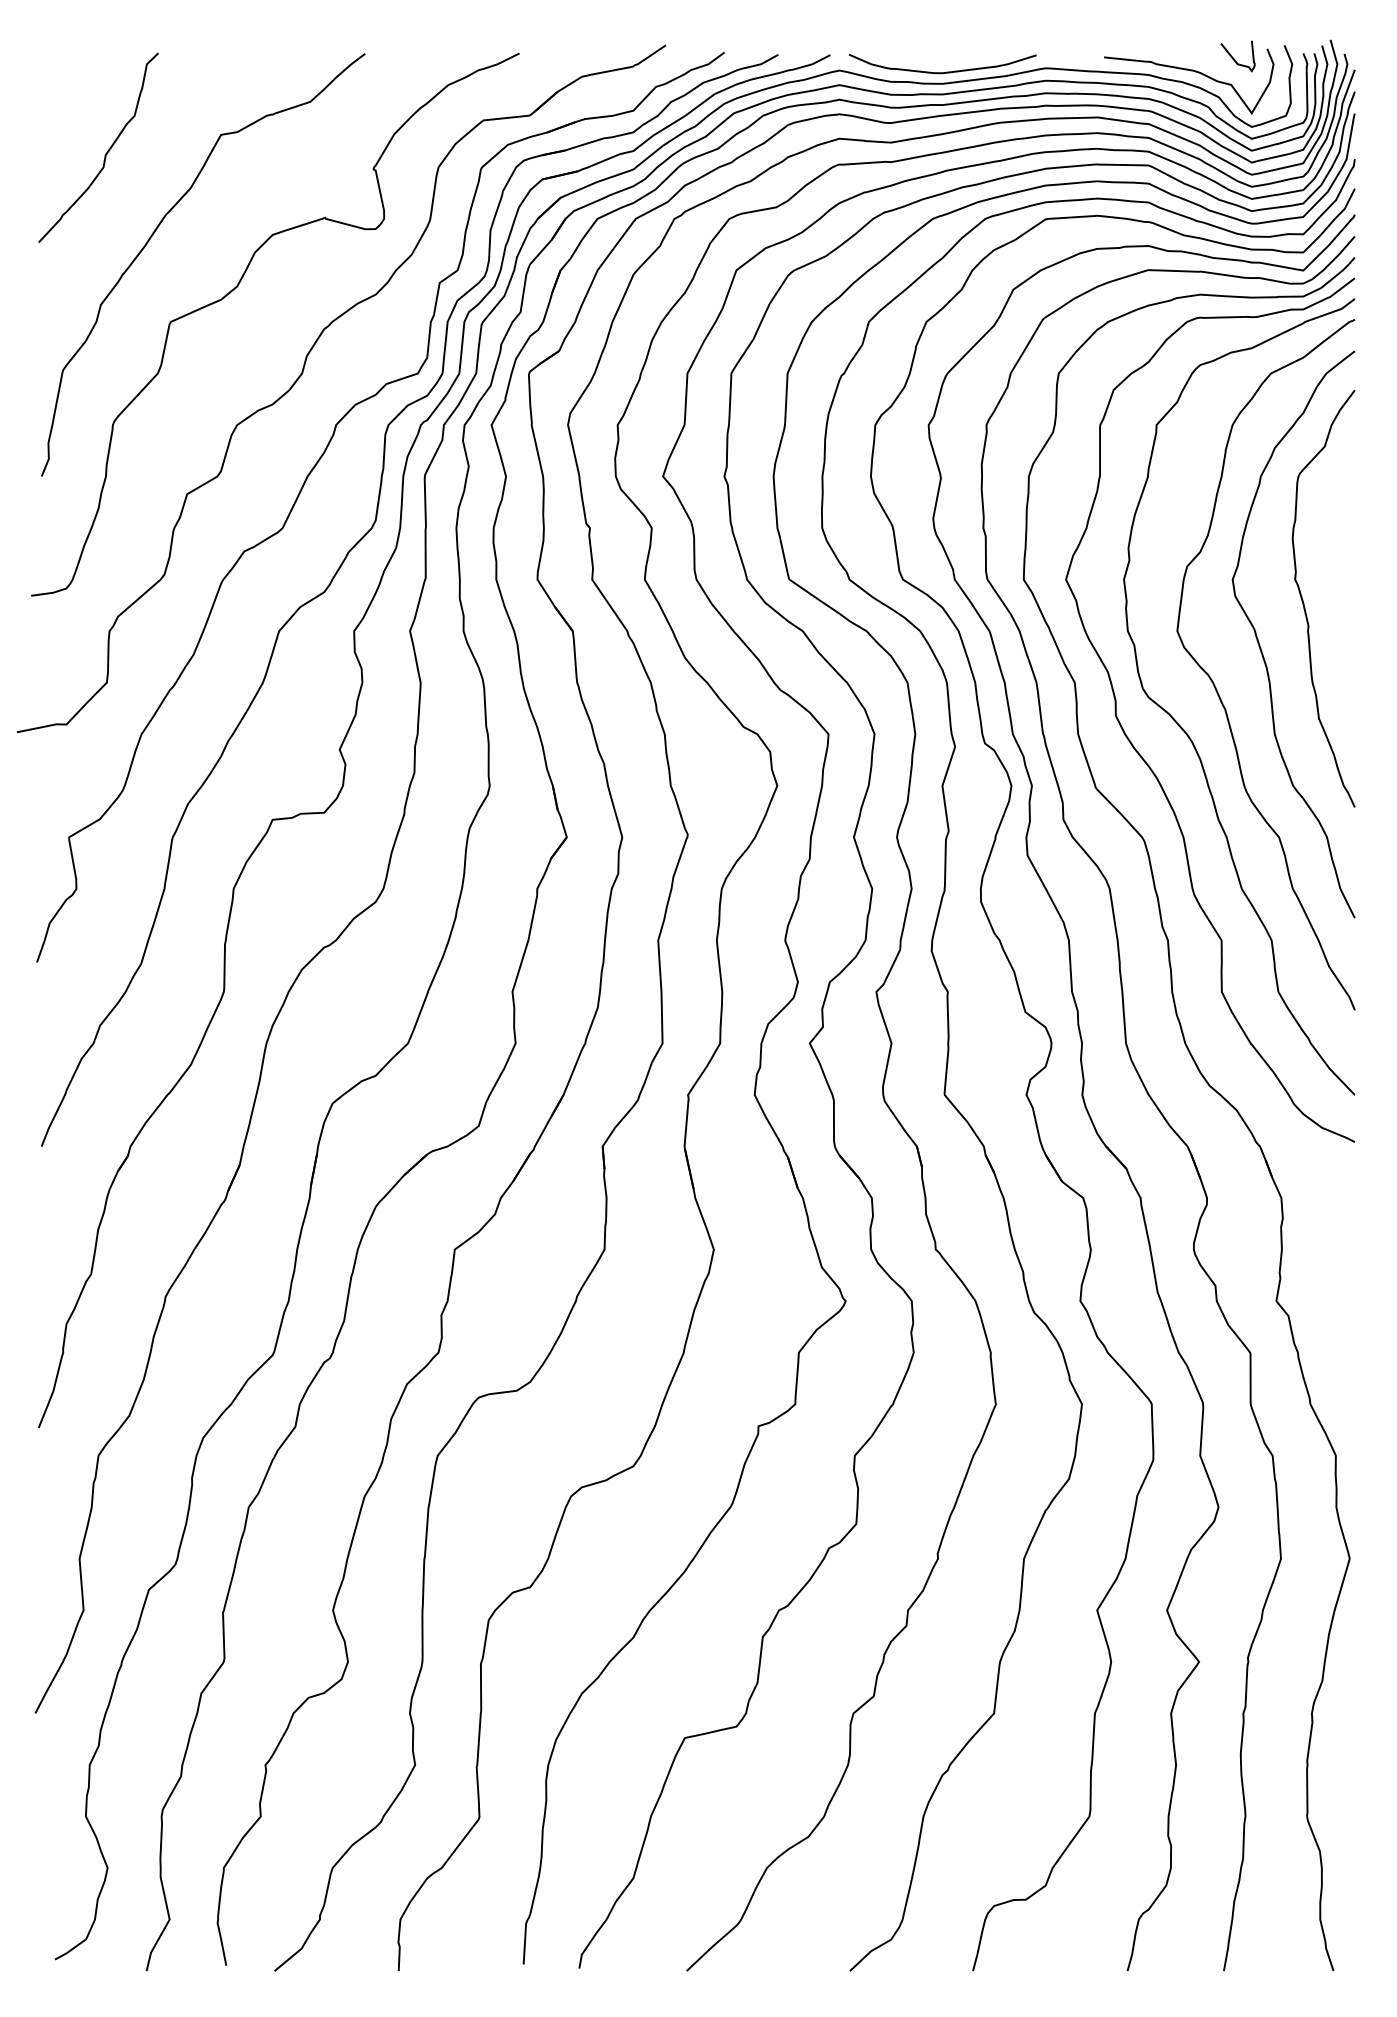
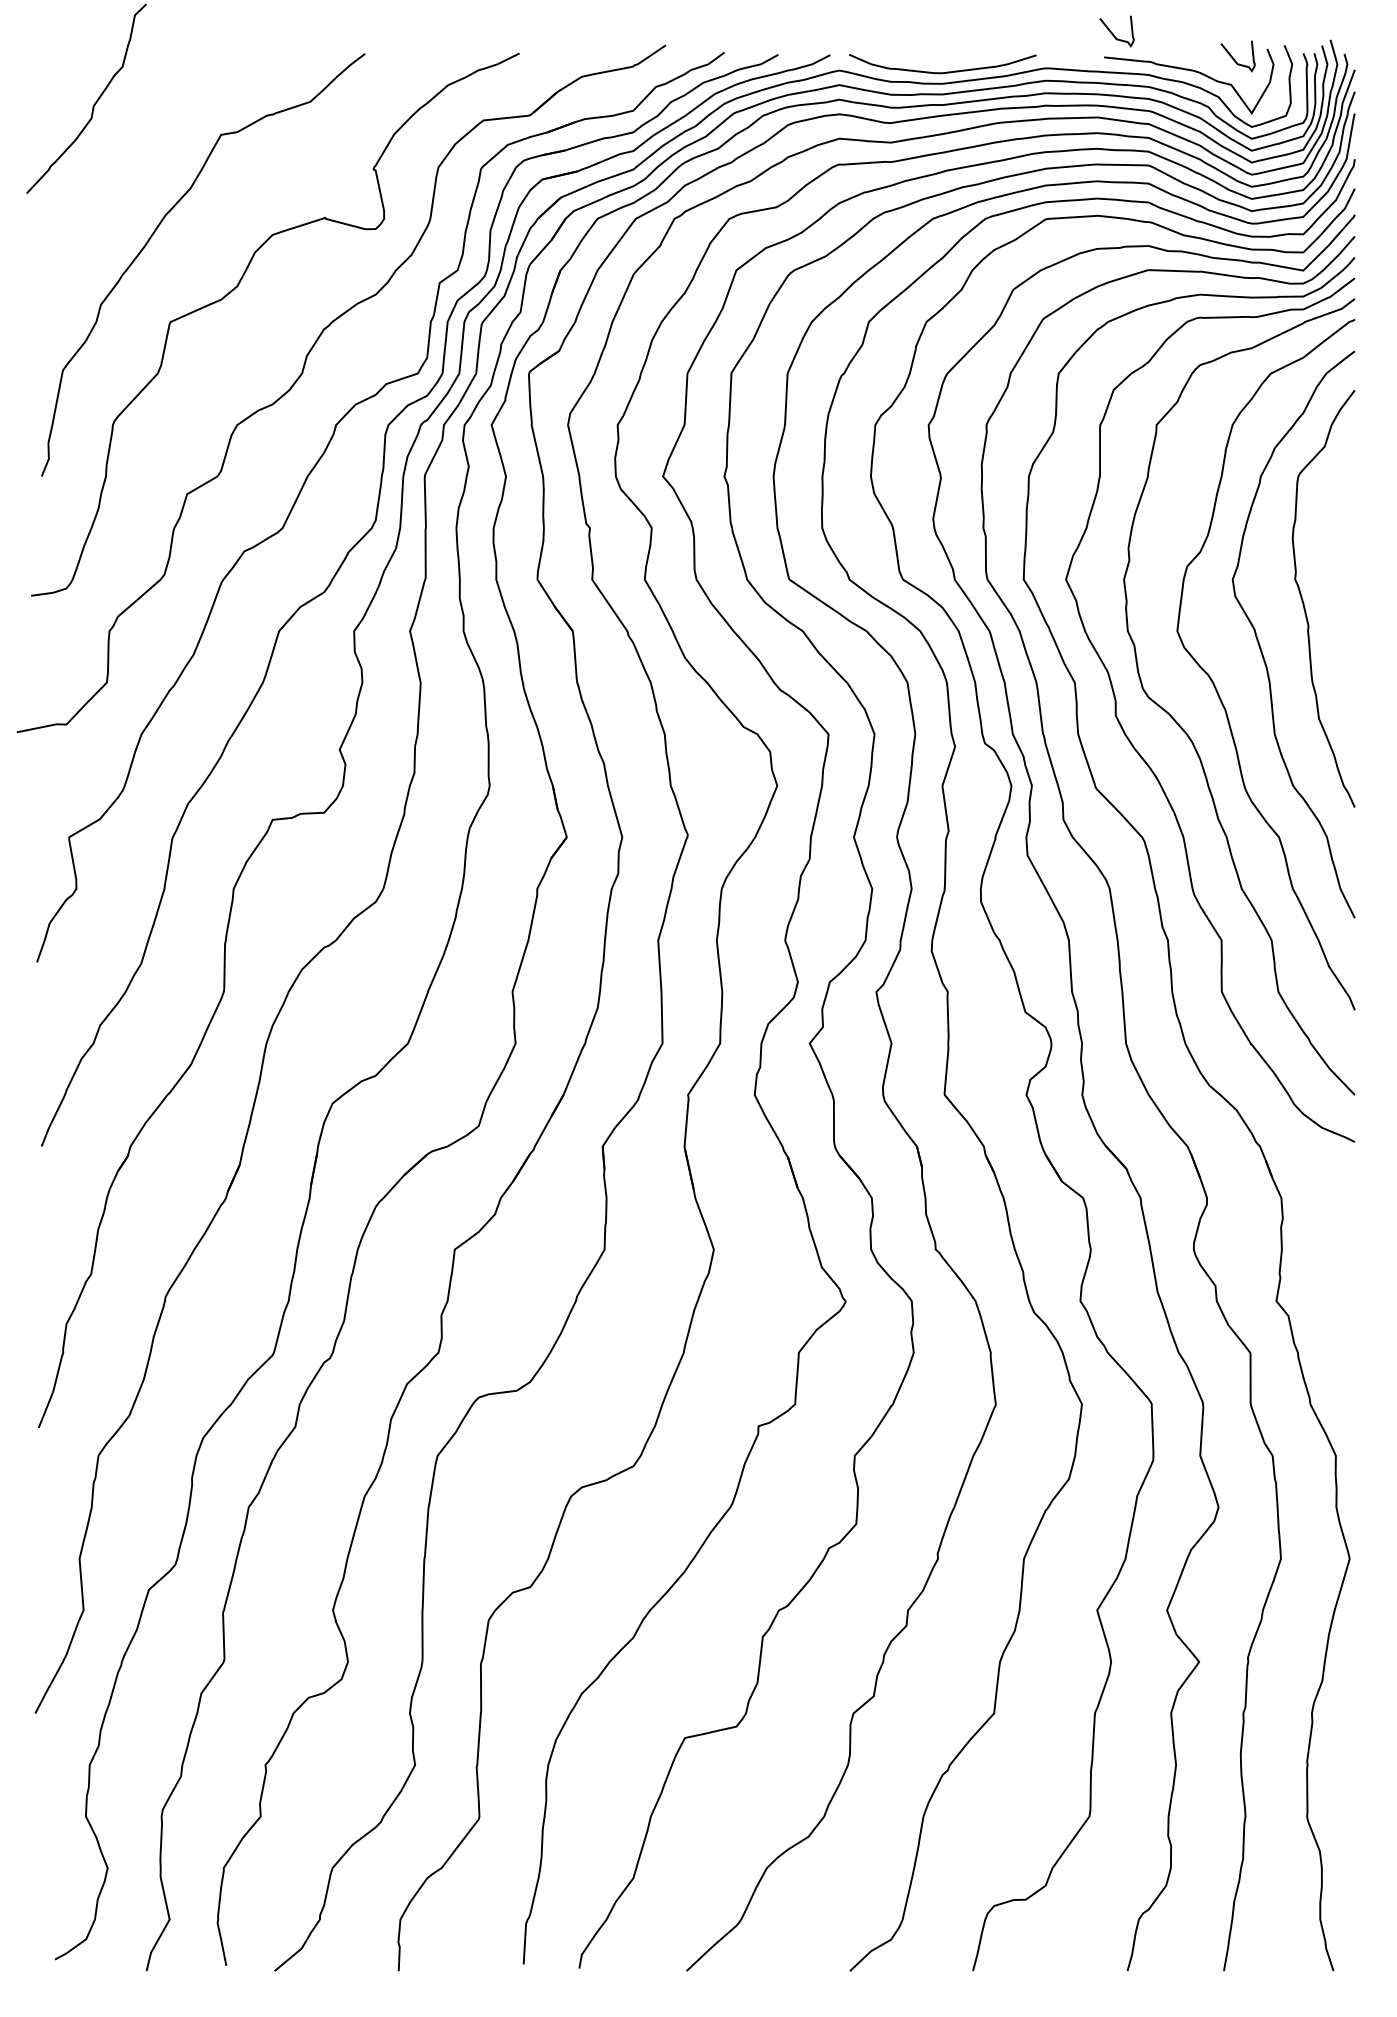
curve: none -> present (1113, 33)
curve position: (105, 153) -> (93, 104) (93, 104)
